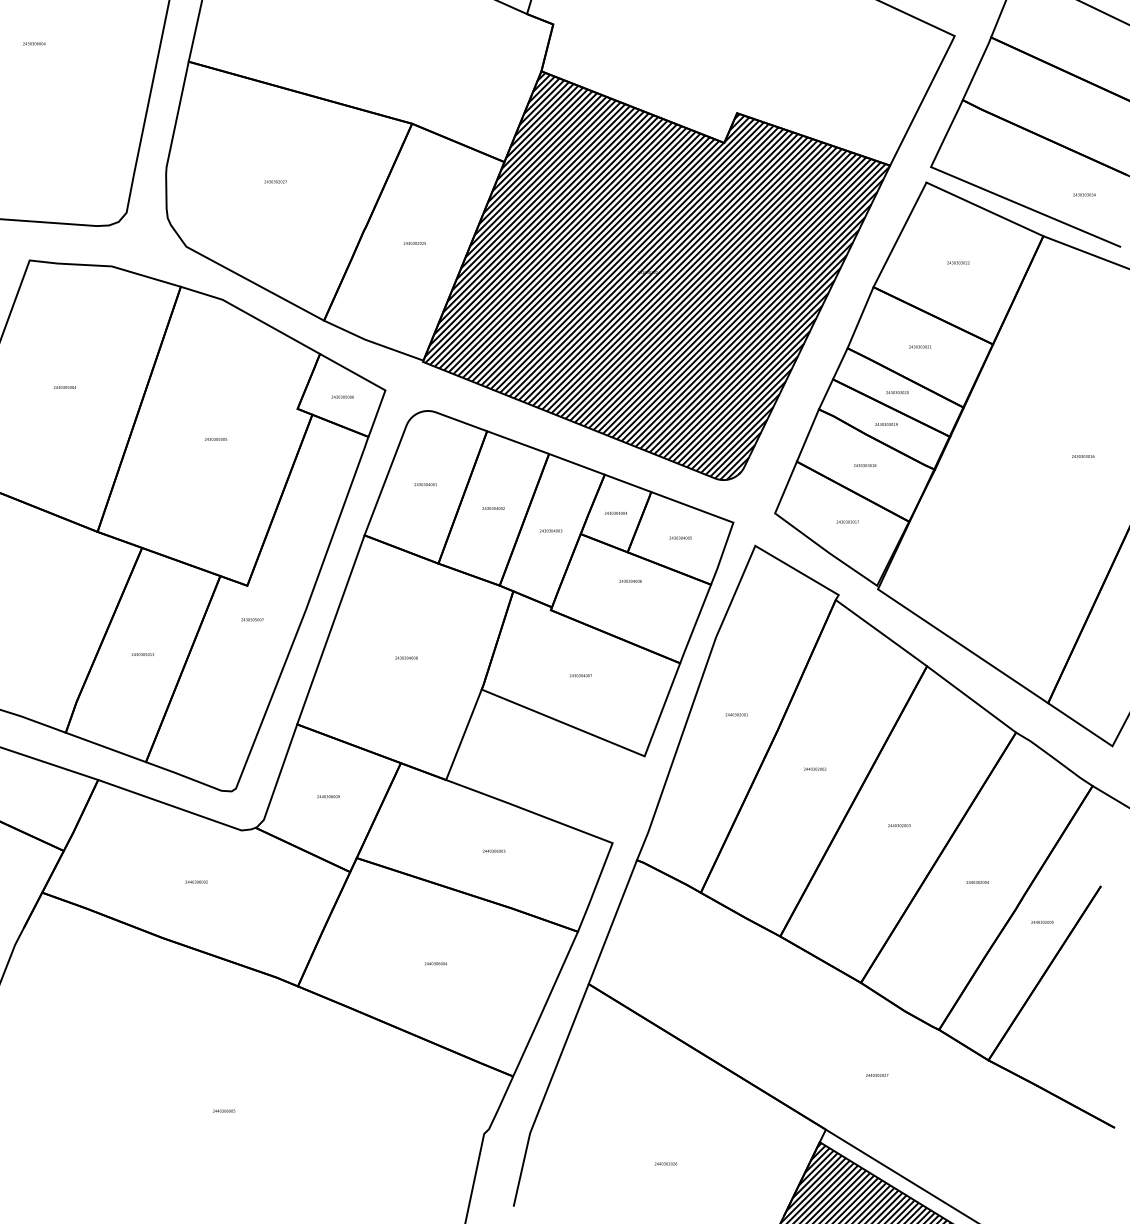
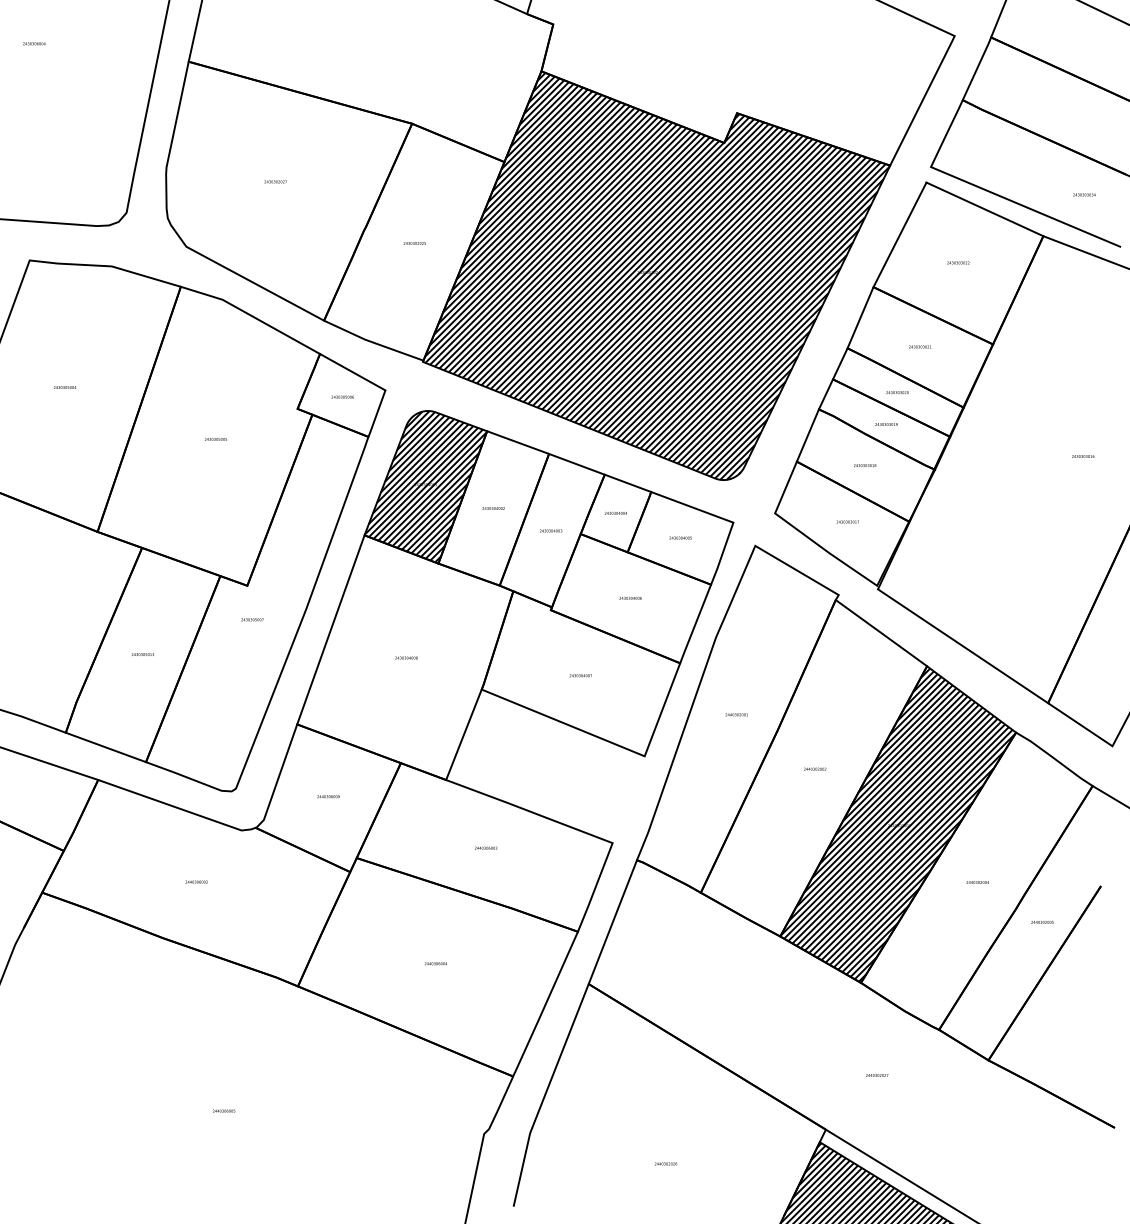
hatch: none -> present (425, 486)
text position: (630, 580) -> (630, 597) (630, 597)
hatch: none -> present (897, 824)
text position: (494, 850) -> (486, 847) (486, 847)
